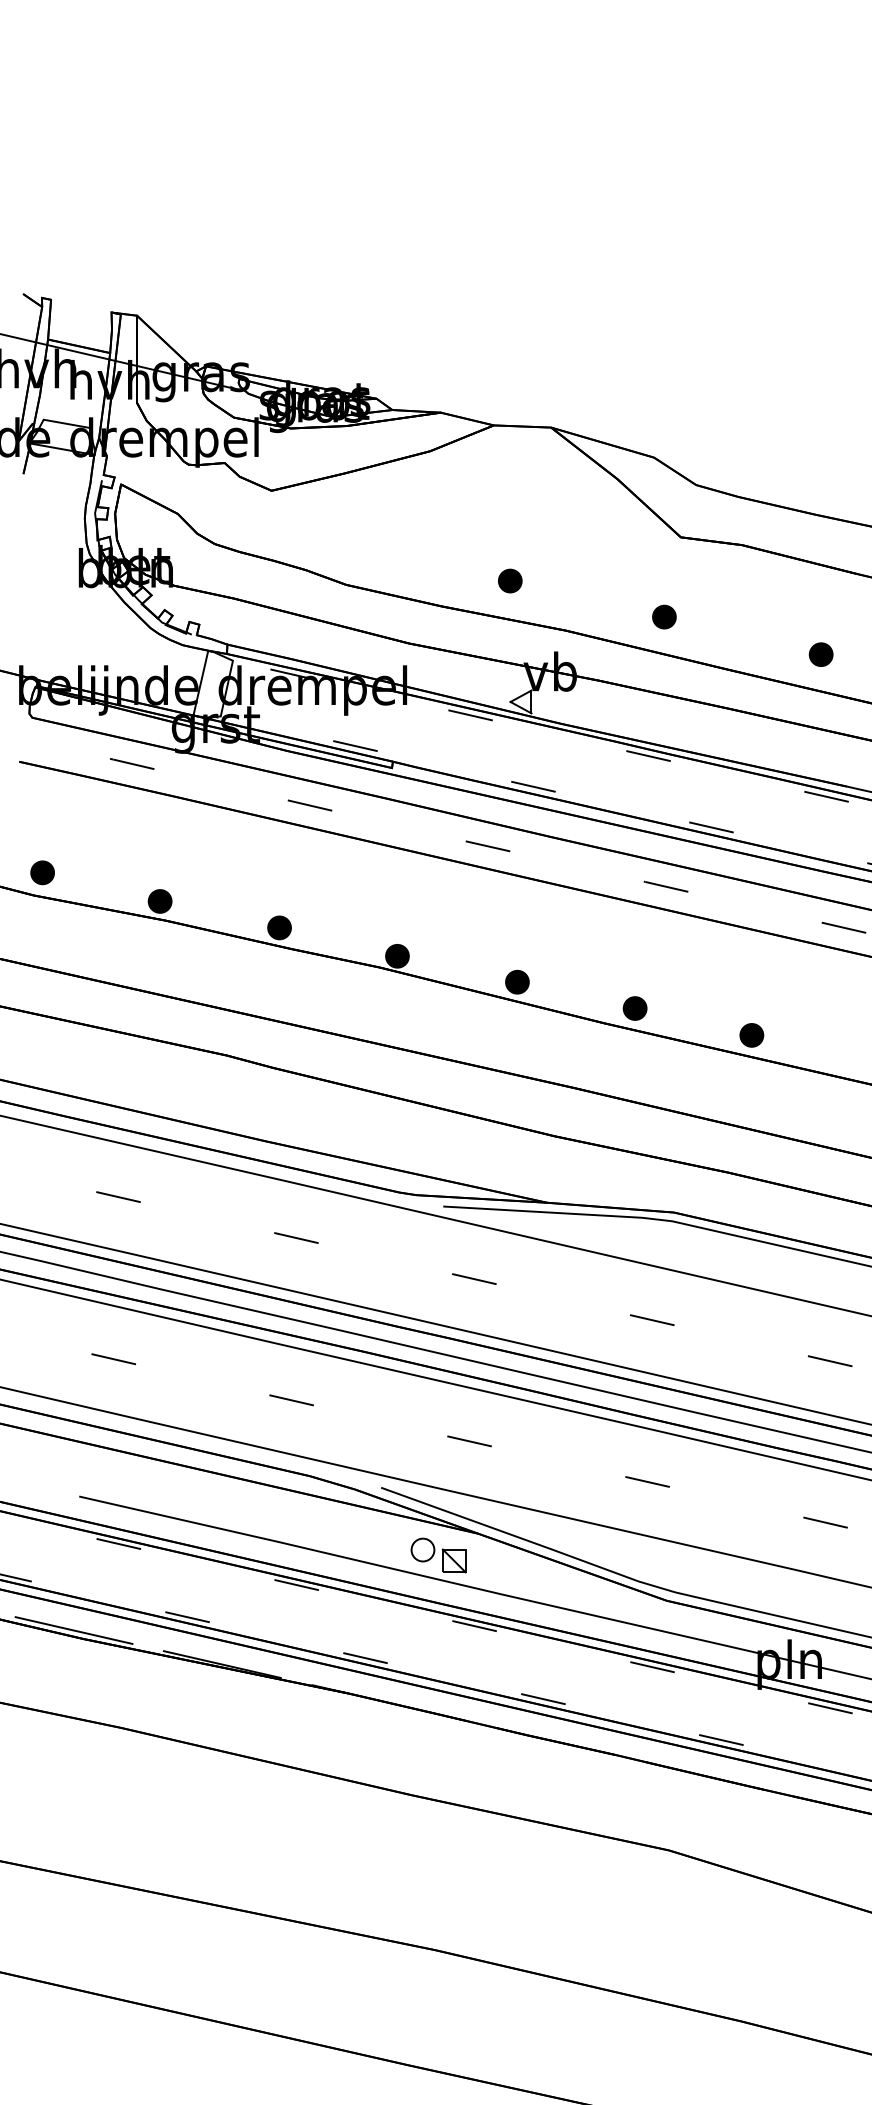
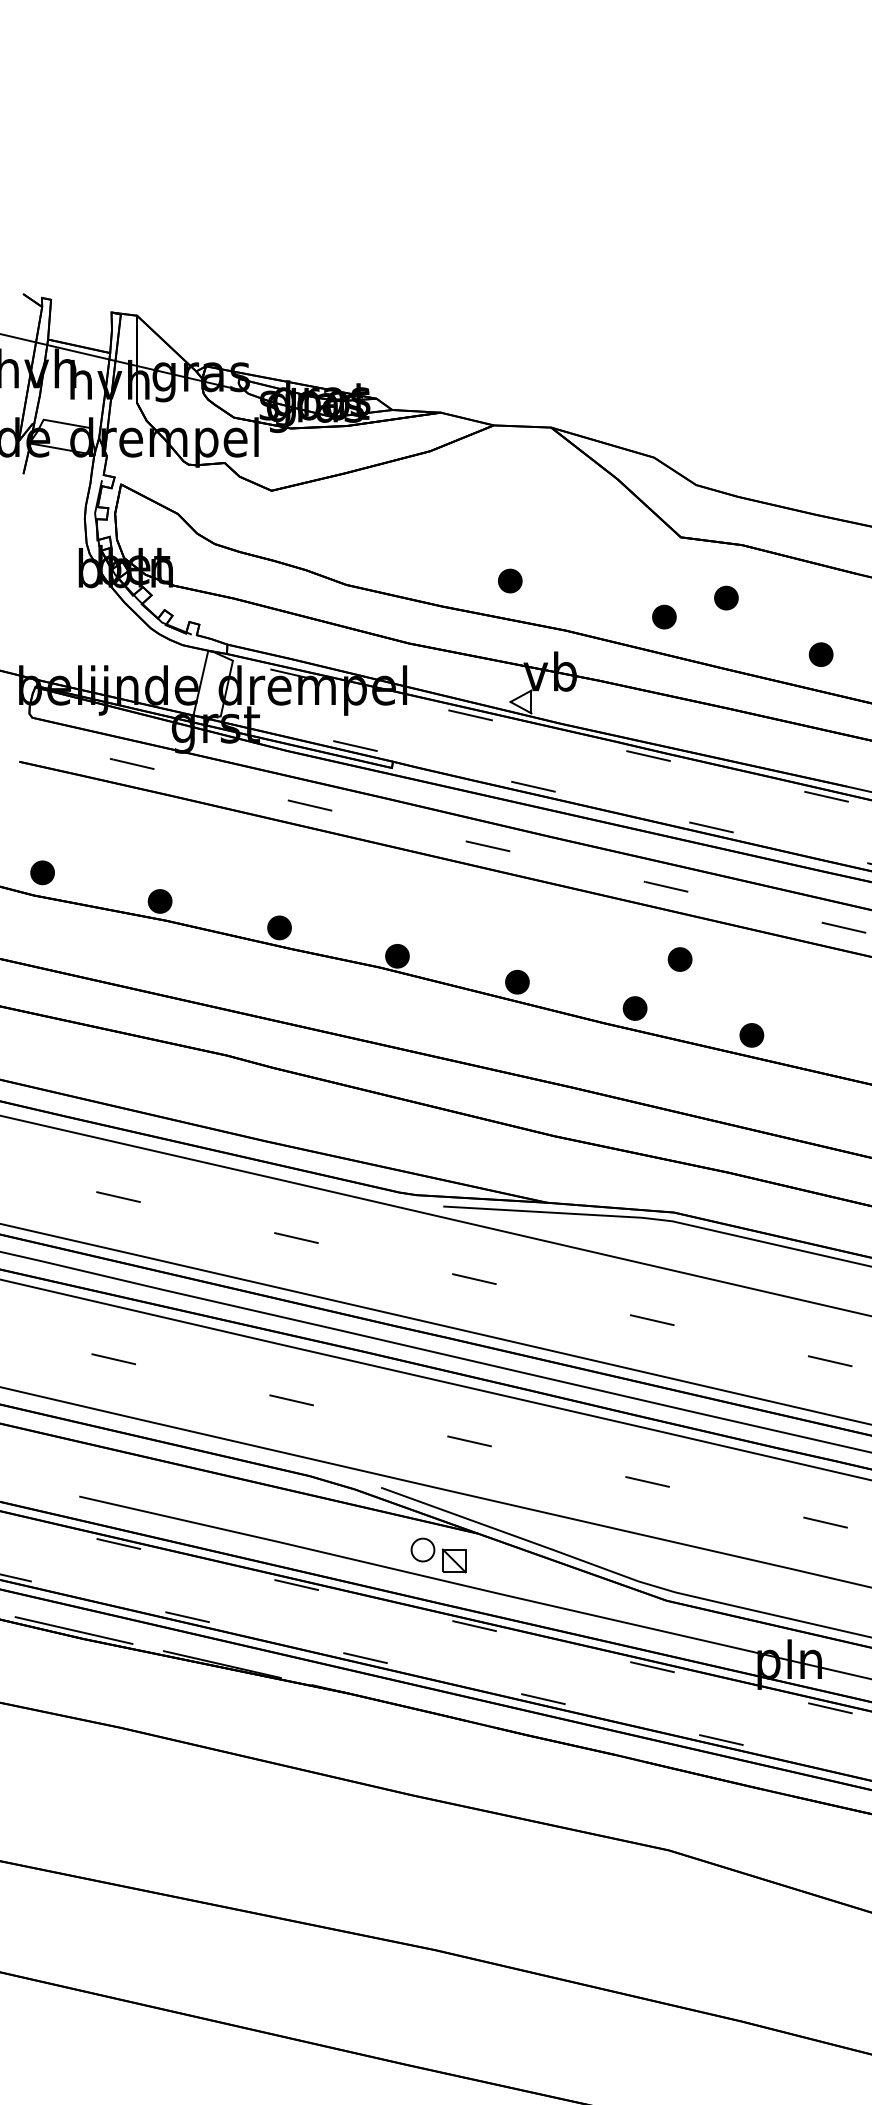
part: none -> present (726, 597)
part: none -> present (679, 959)
